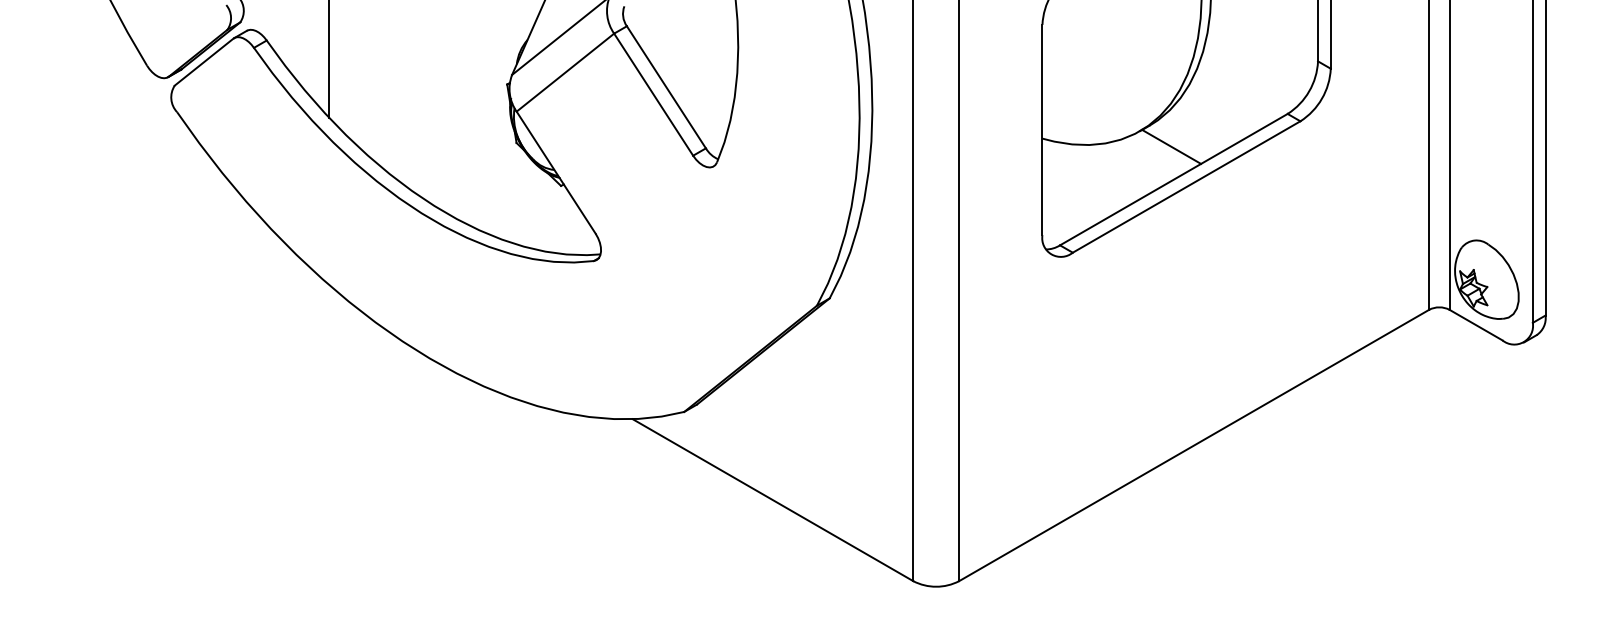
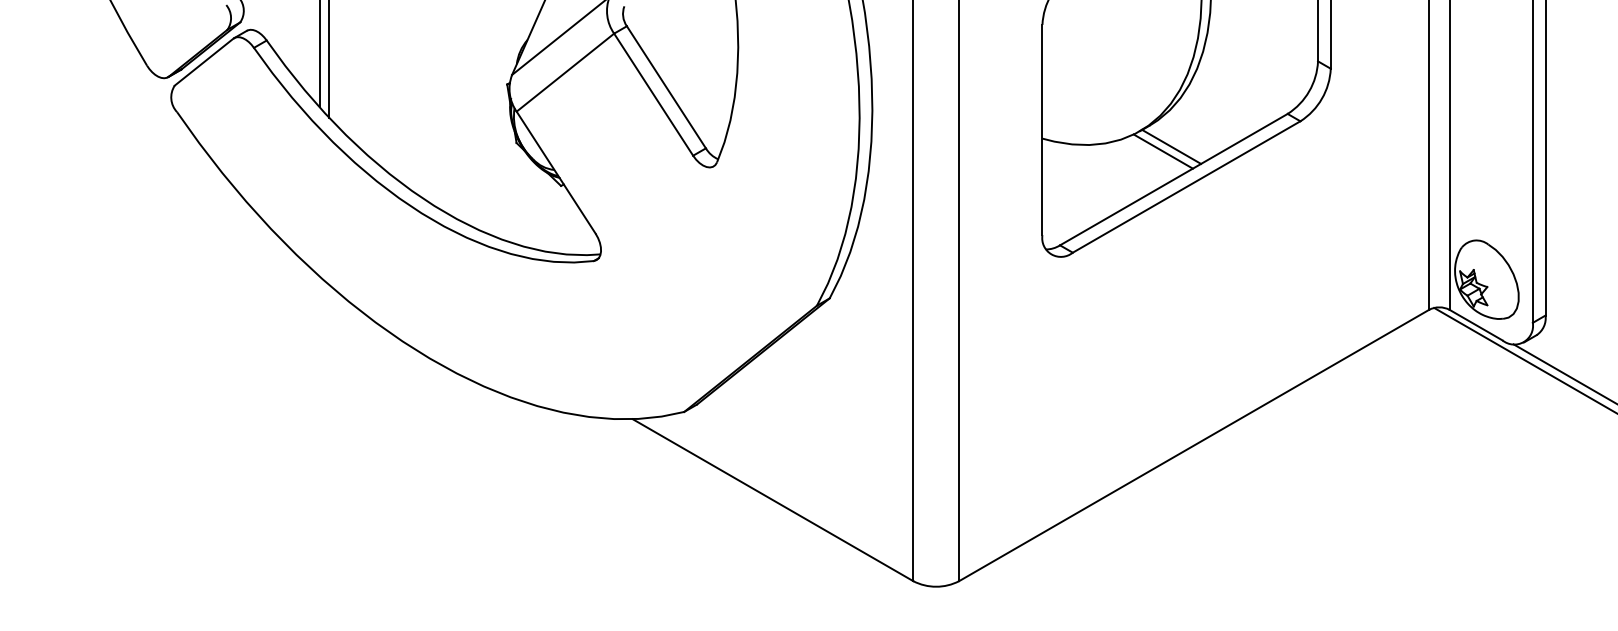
line: none -> present (319, 54)
line: none -> present (1162, 151)
line: none -> present (1524, 359)
line: none -> present (1563, 373)
